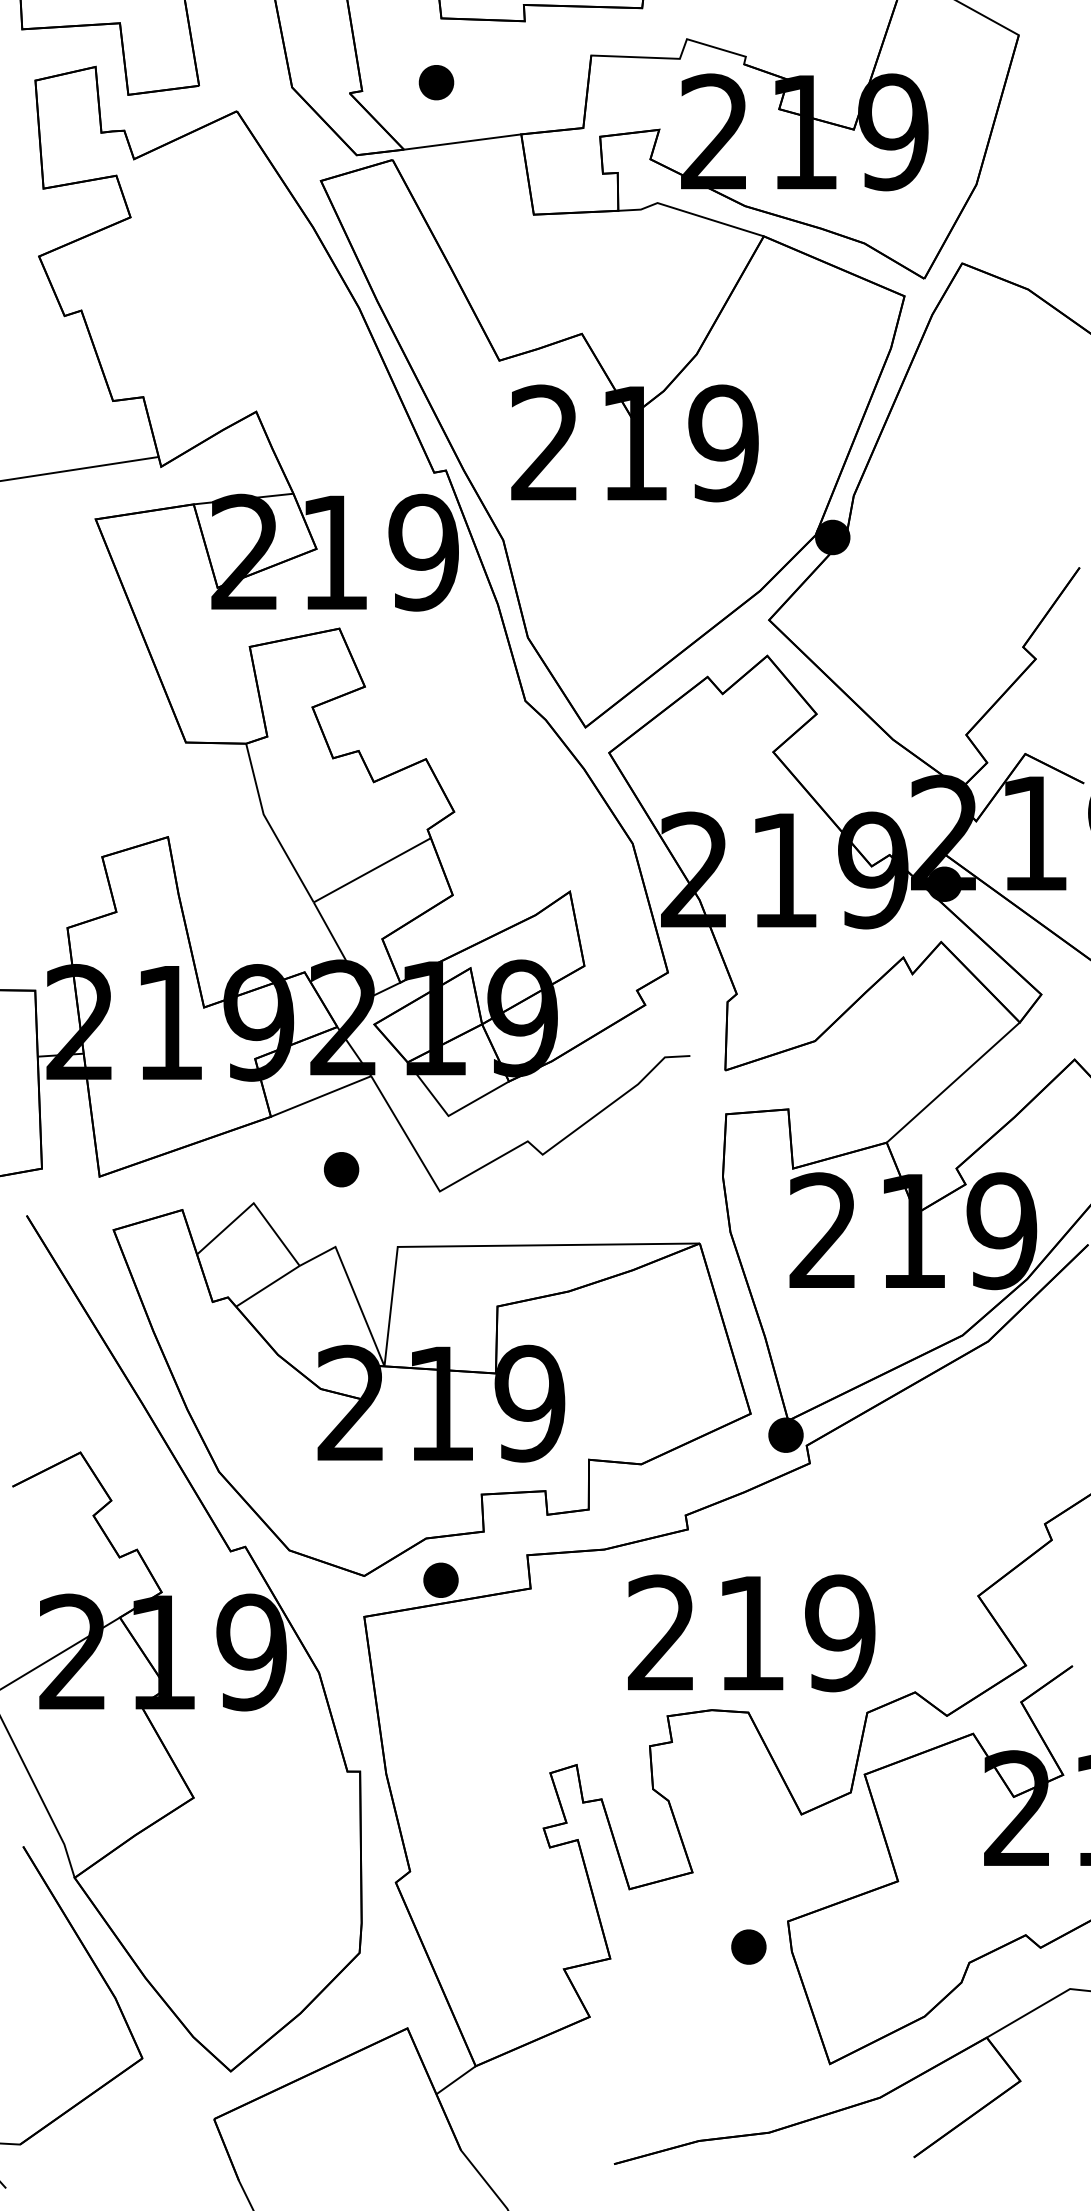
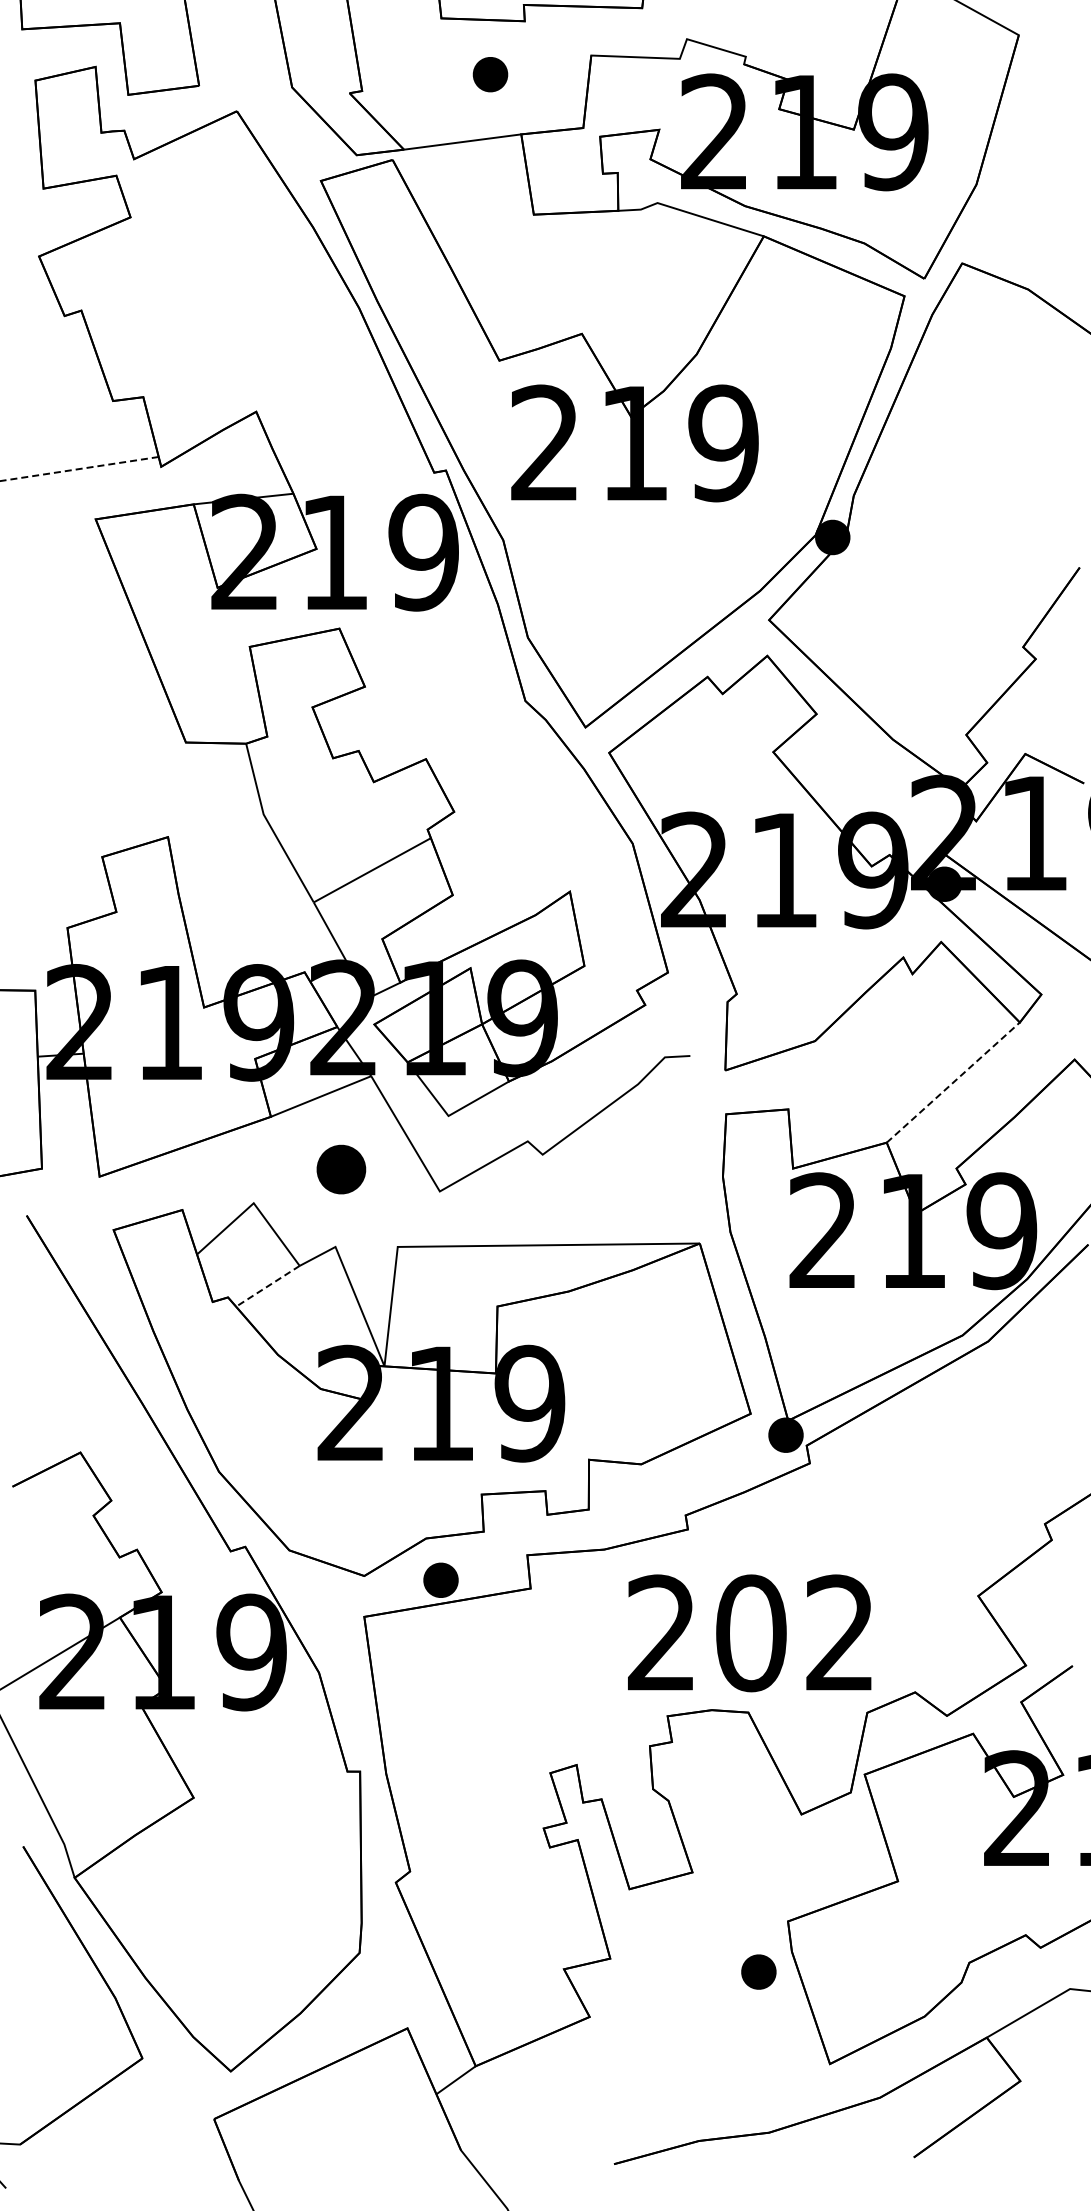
part position: (436, 82) -> (490, 74) (490, 74)
line: solid -> dashed (79, 469)
line: solid -> dashed (953, 1082)
part size: 36x36 px -> 51x51 px (341, 1169)
line: solid -> dashed (267, 1286)
text: 219 -> 202 (795, 1633)
part position: (748, 1946) -> (758, 1971) (758, 1971)
